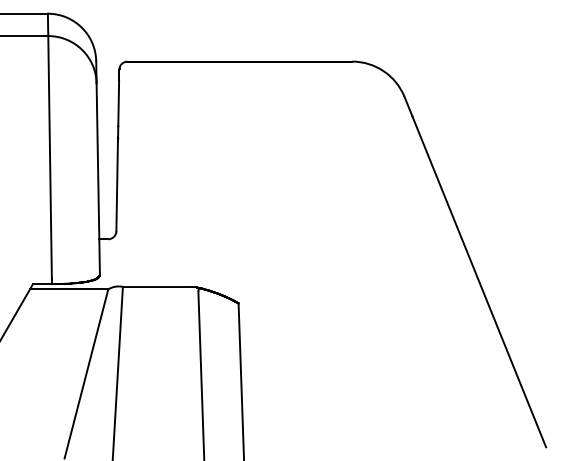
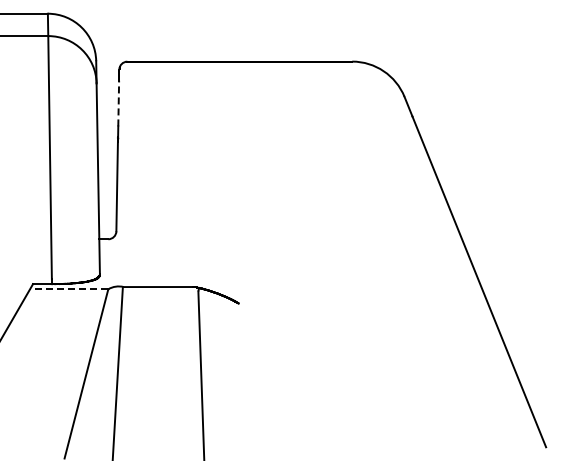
line: solid -> dashed (118, 103)
line: solid -> dashed (68, 289)
line: present -> none (240, 380)
